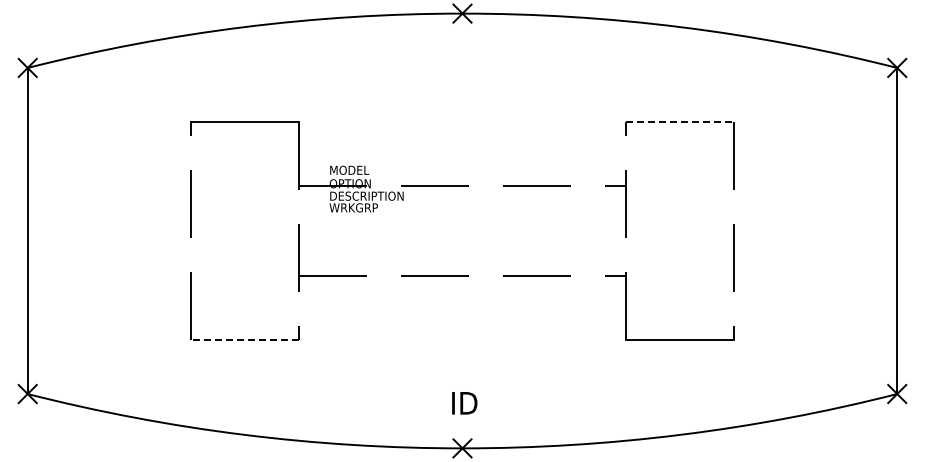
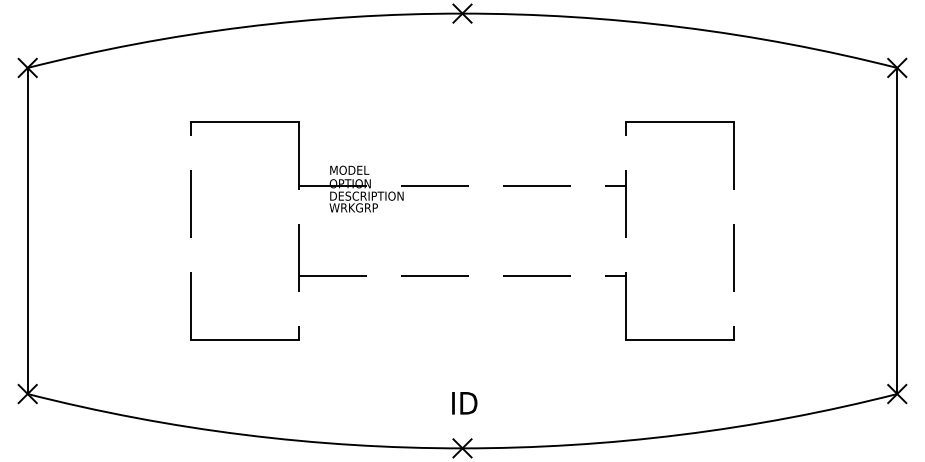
line: dashed -> solid (680, 122)
line: dashed -> solid (244, 339)
